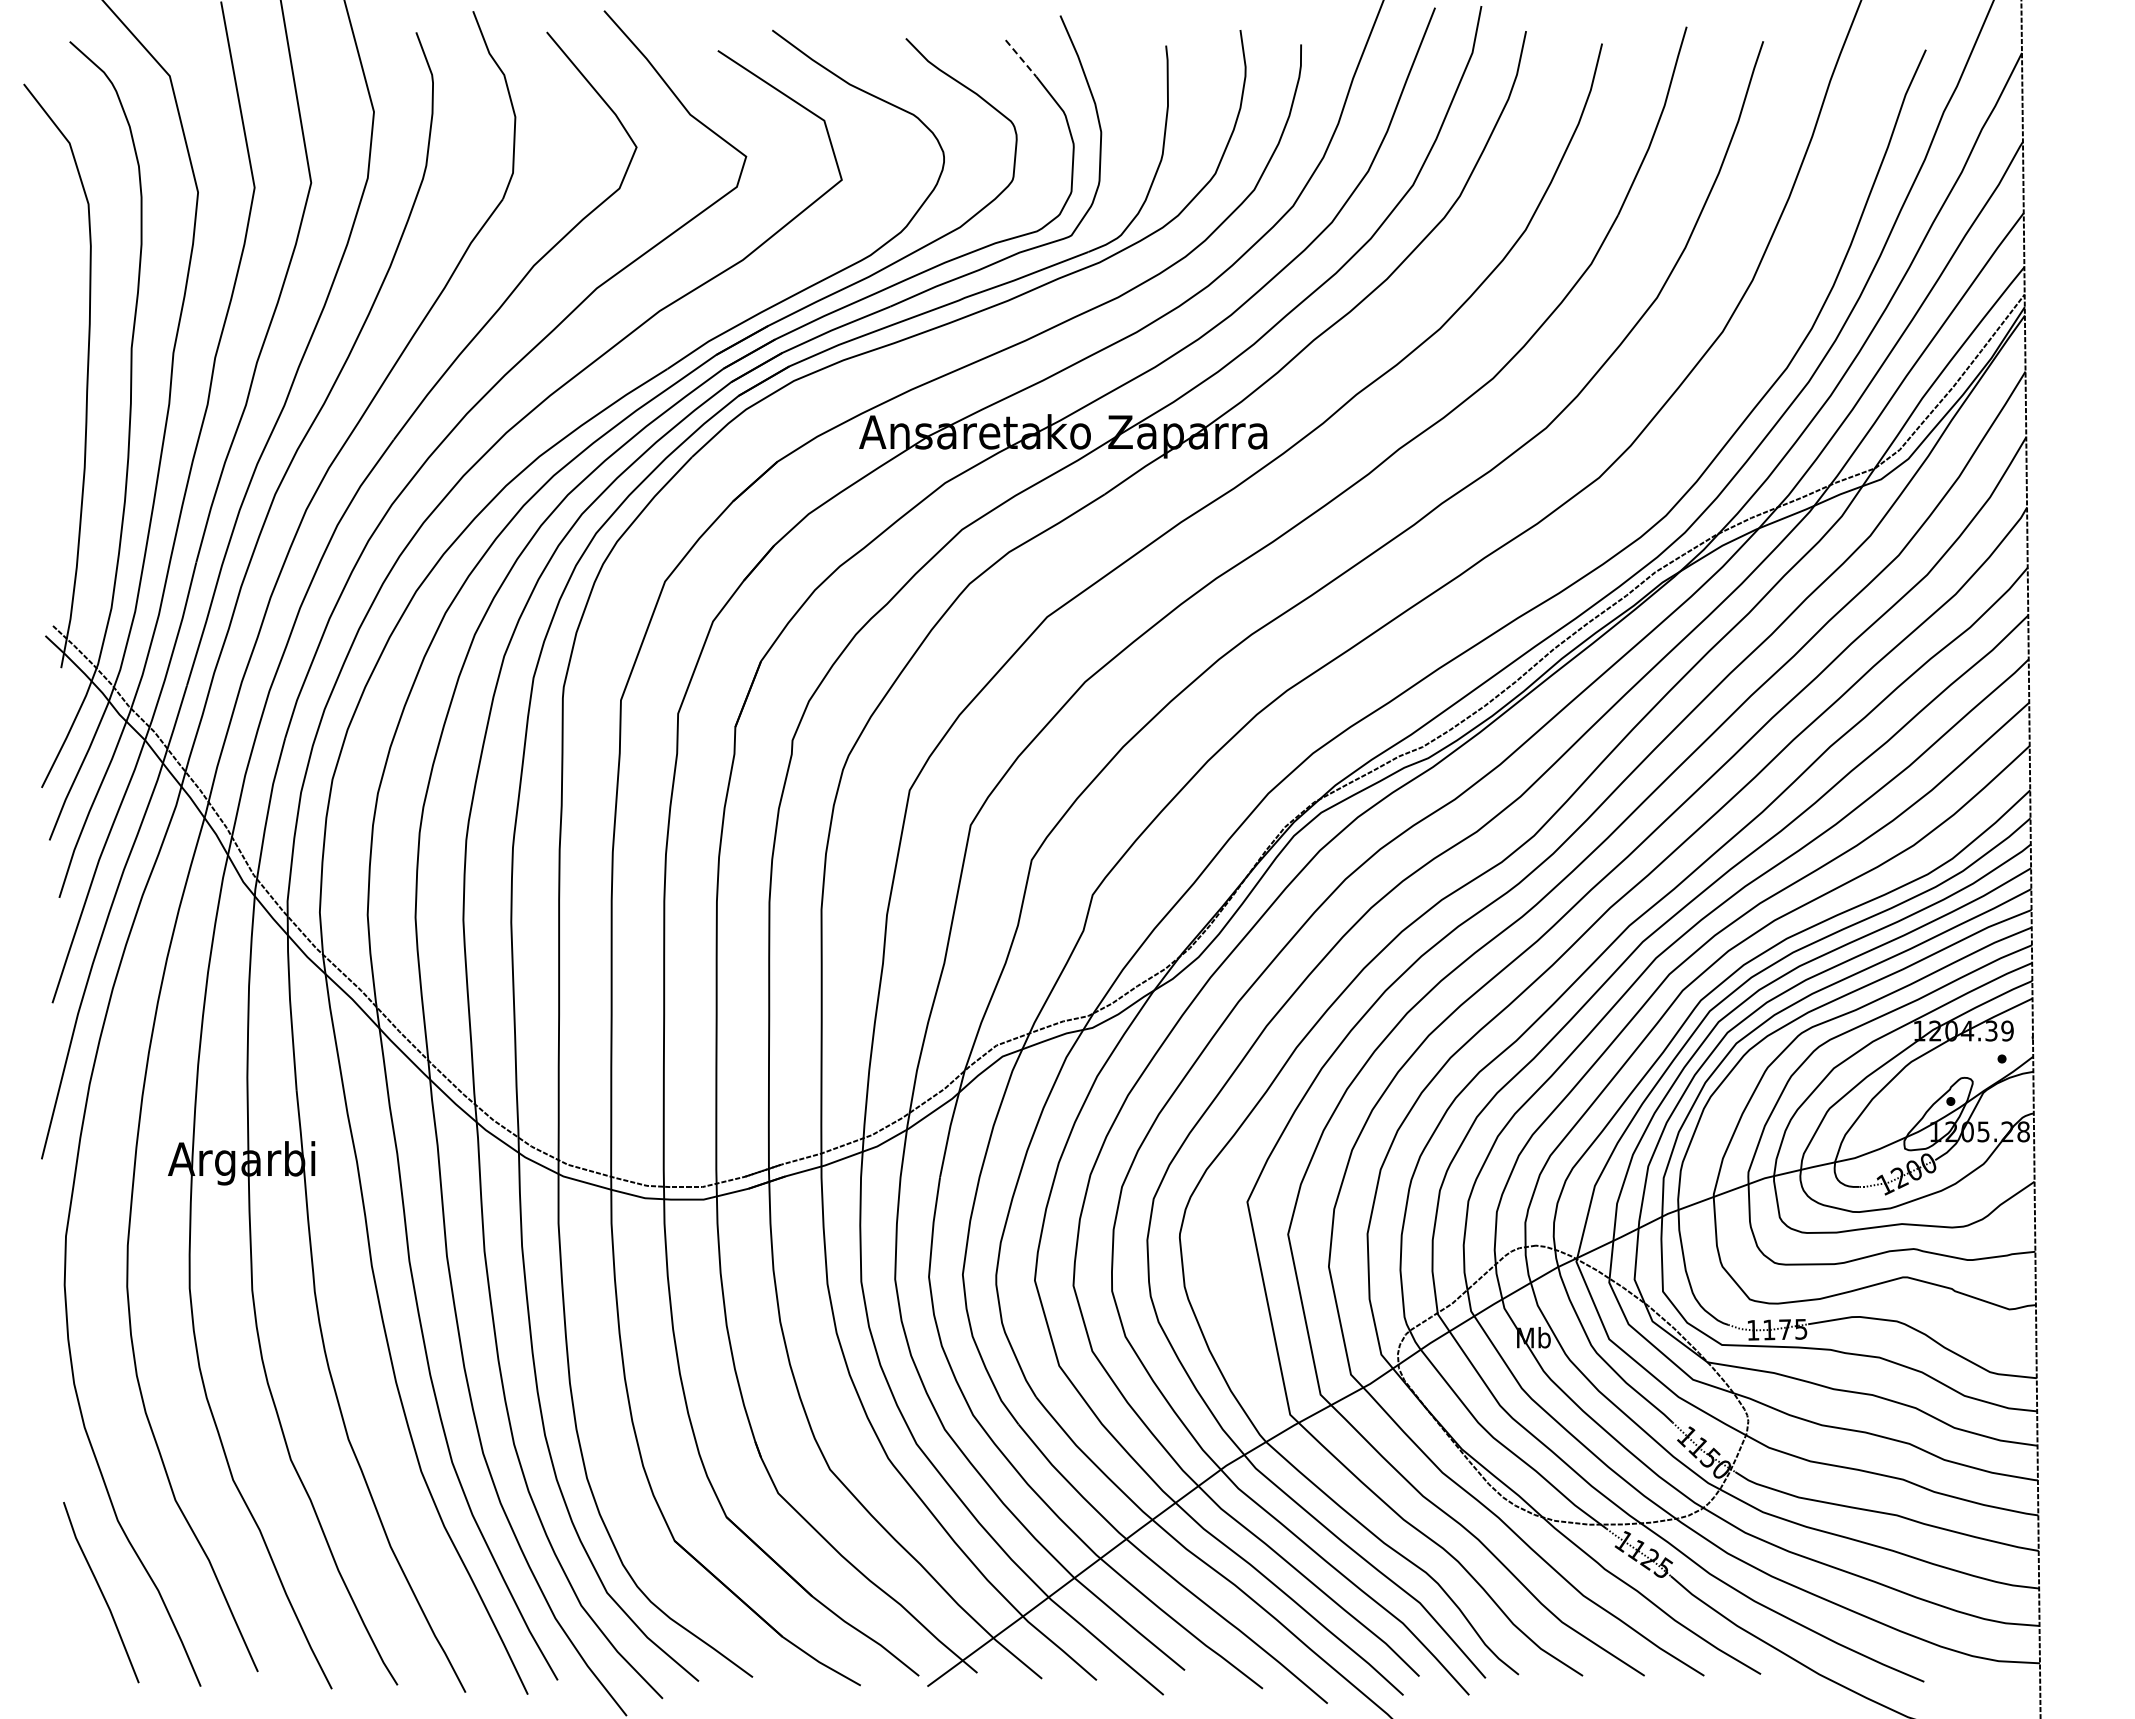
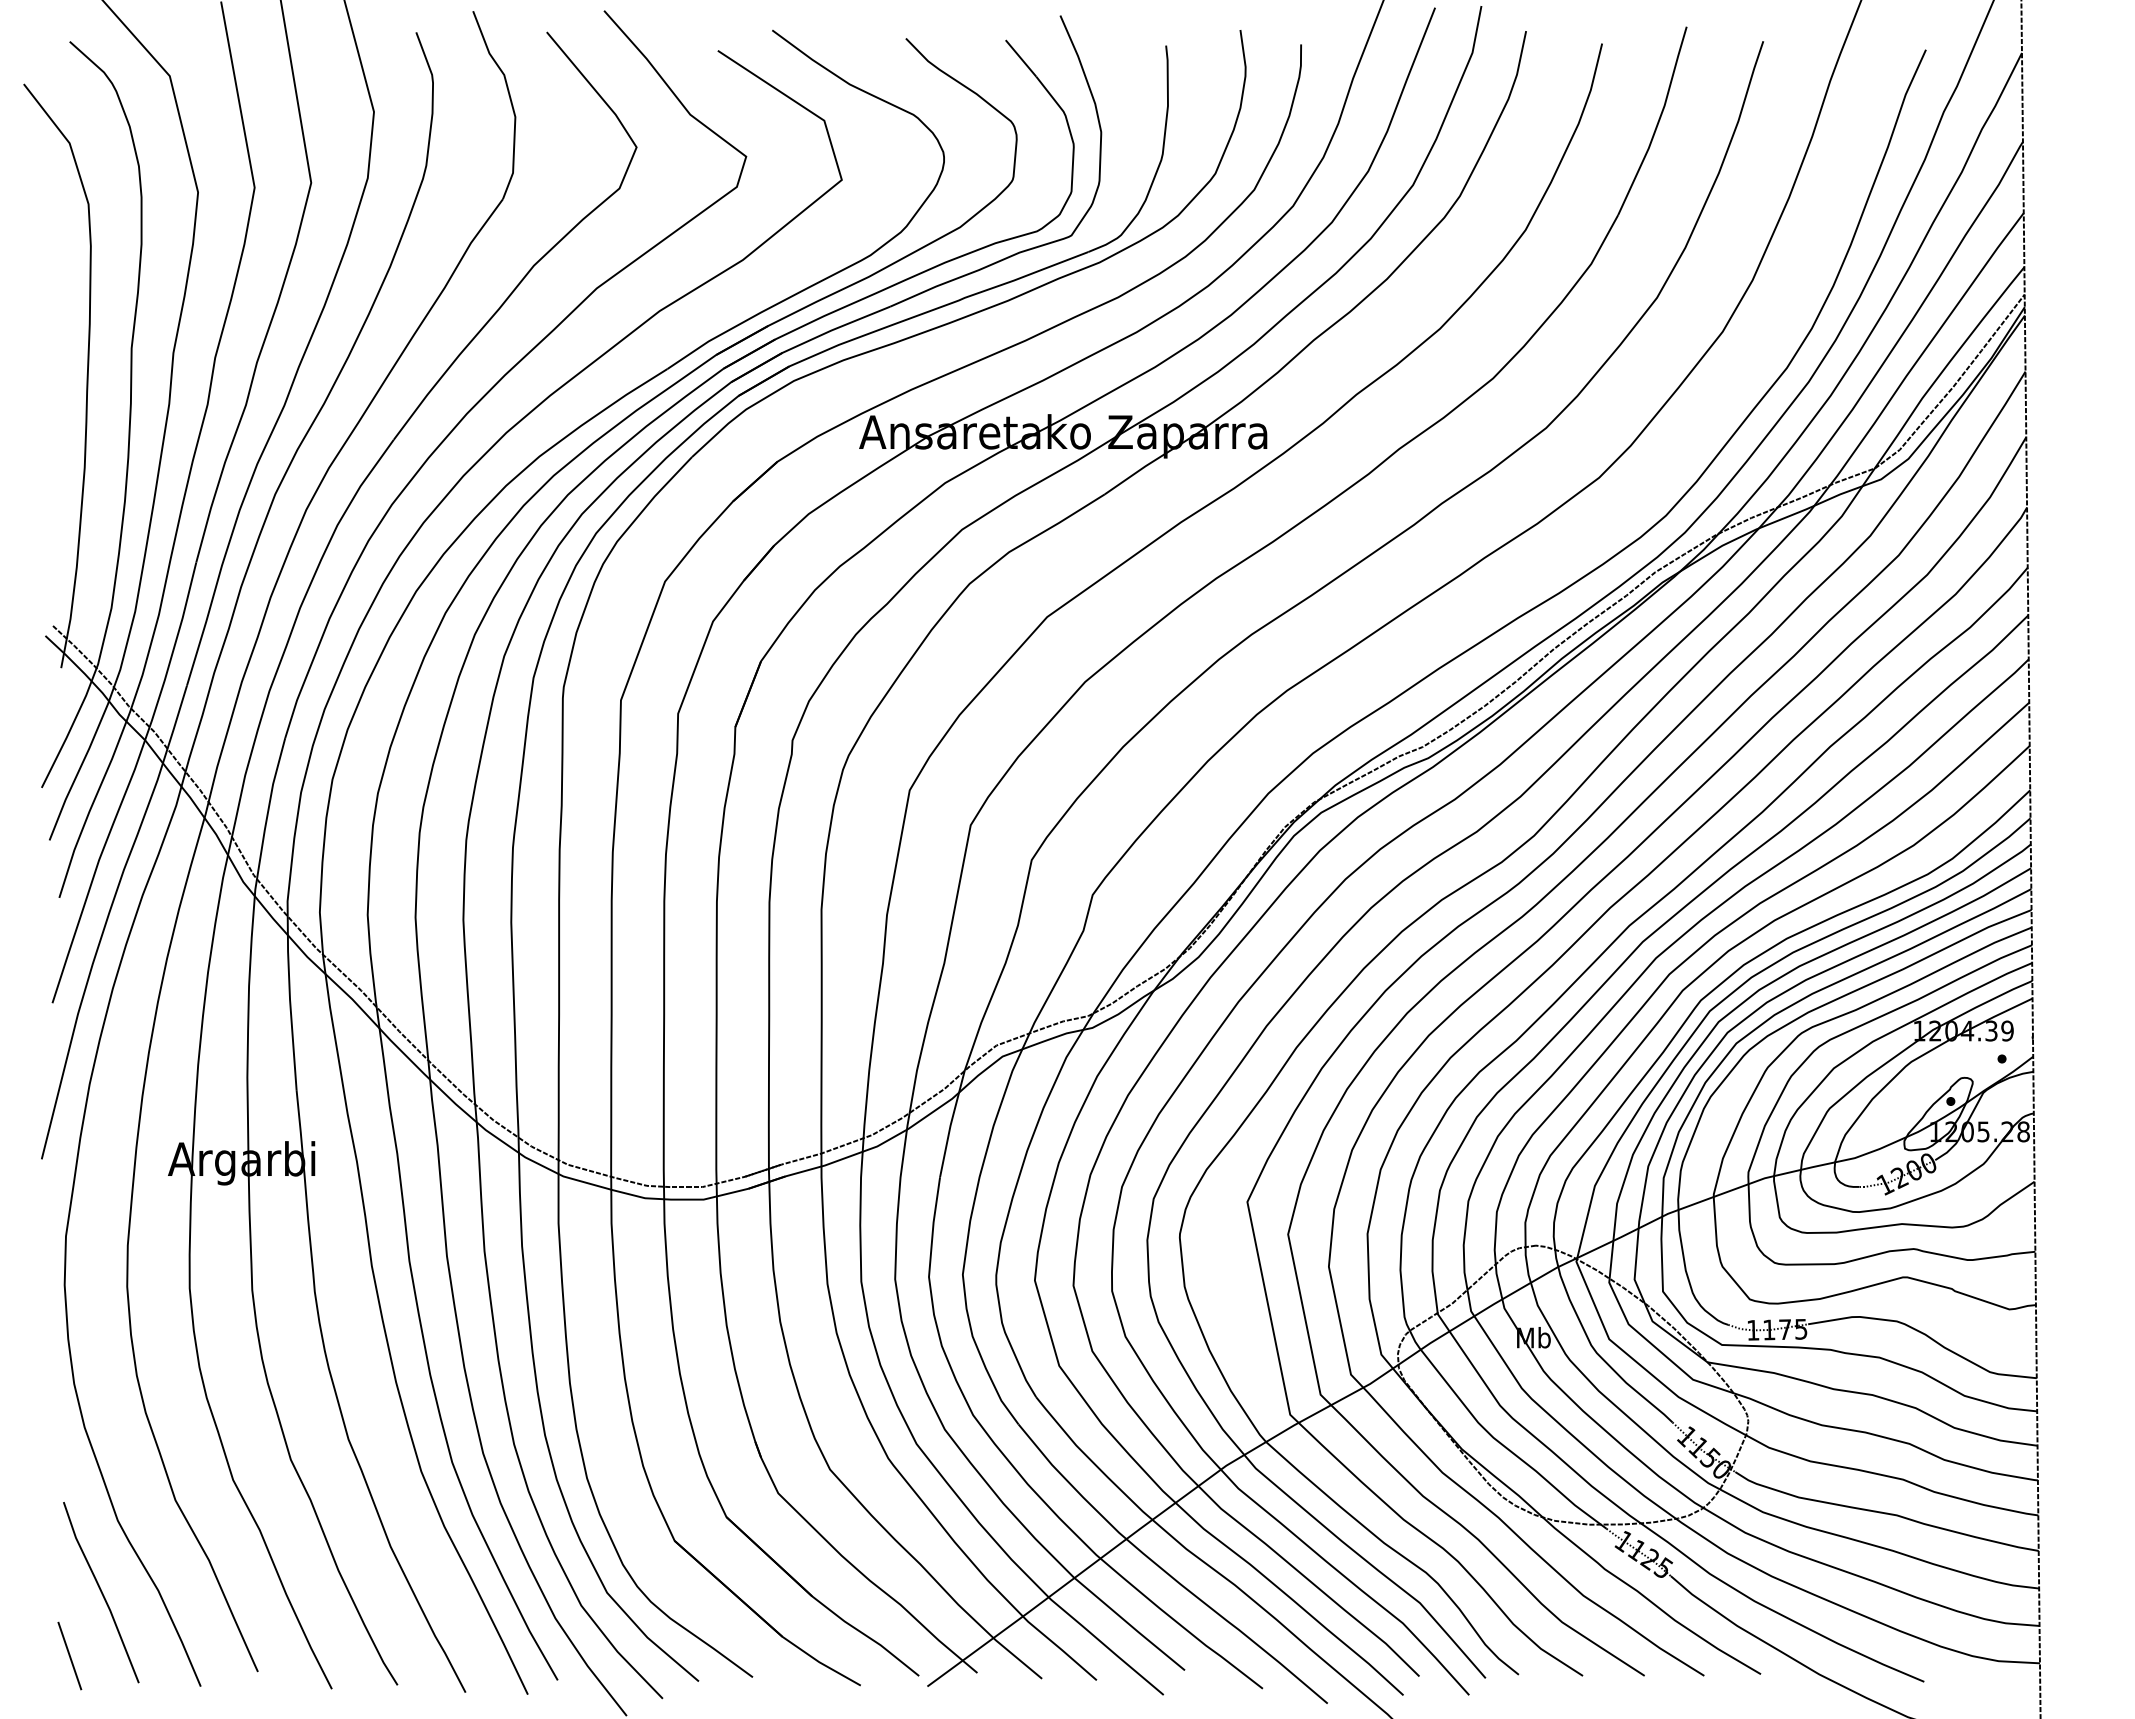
line: dashed -> solid (1021, 58)
line: none -> present (69, 1655)
